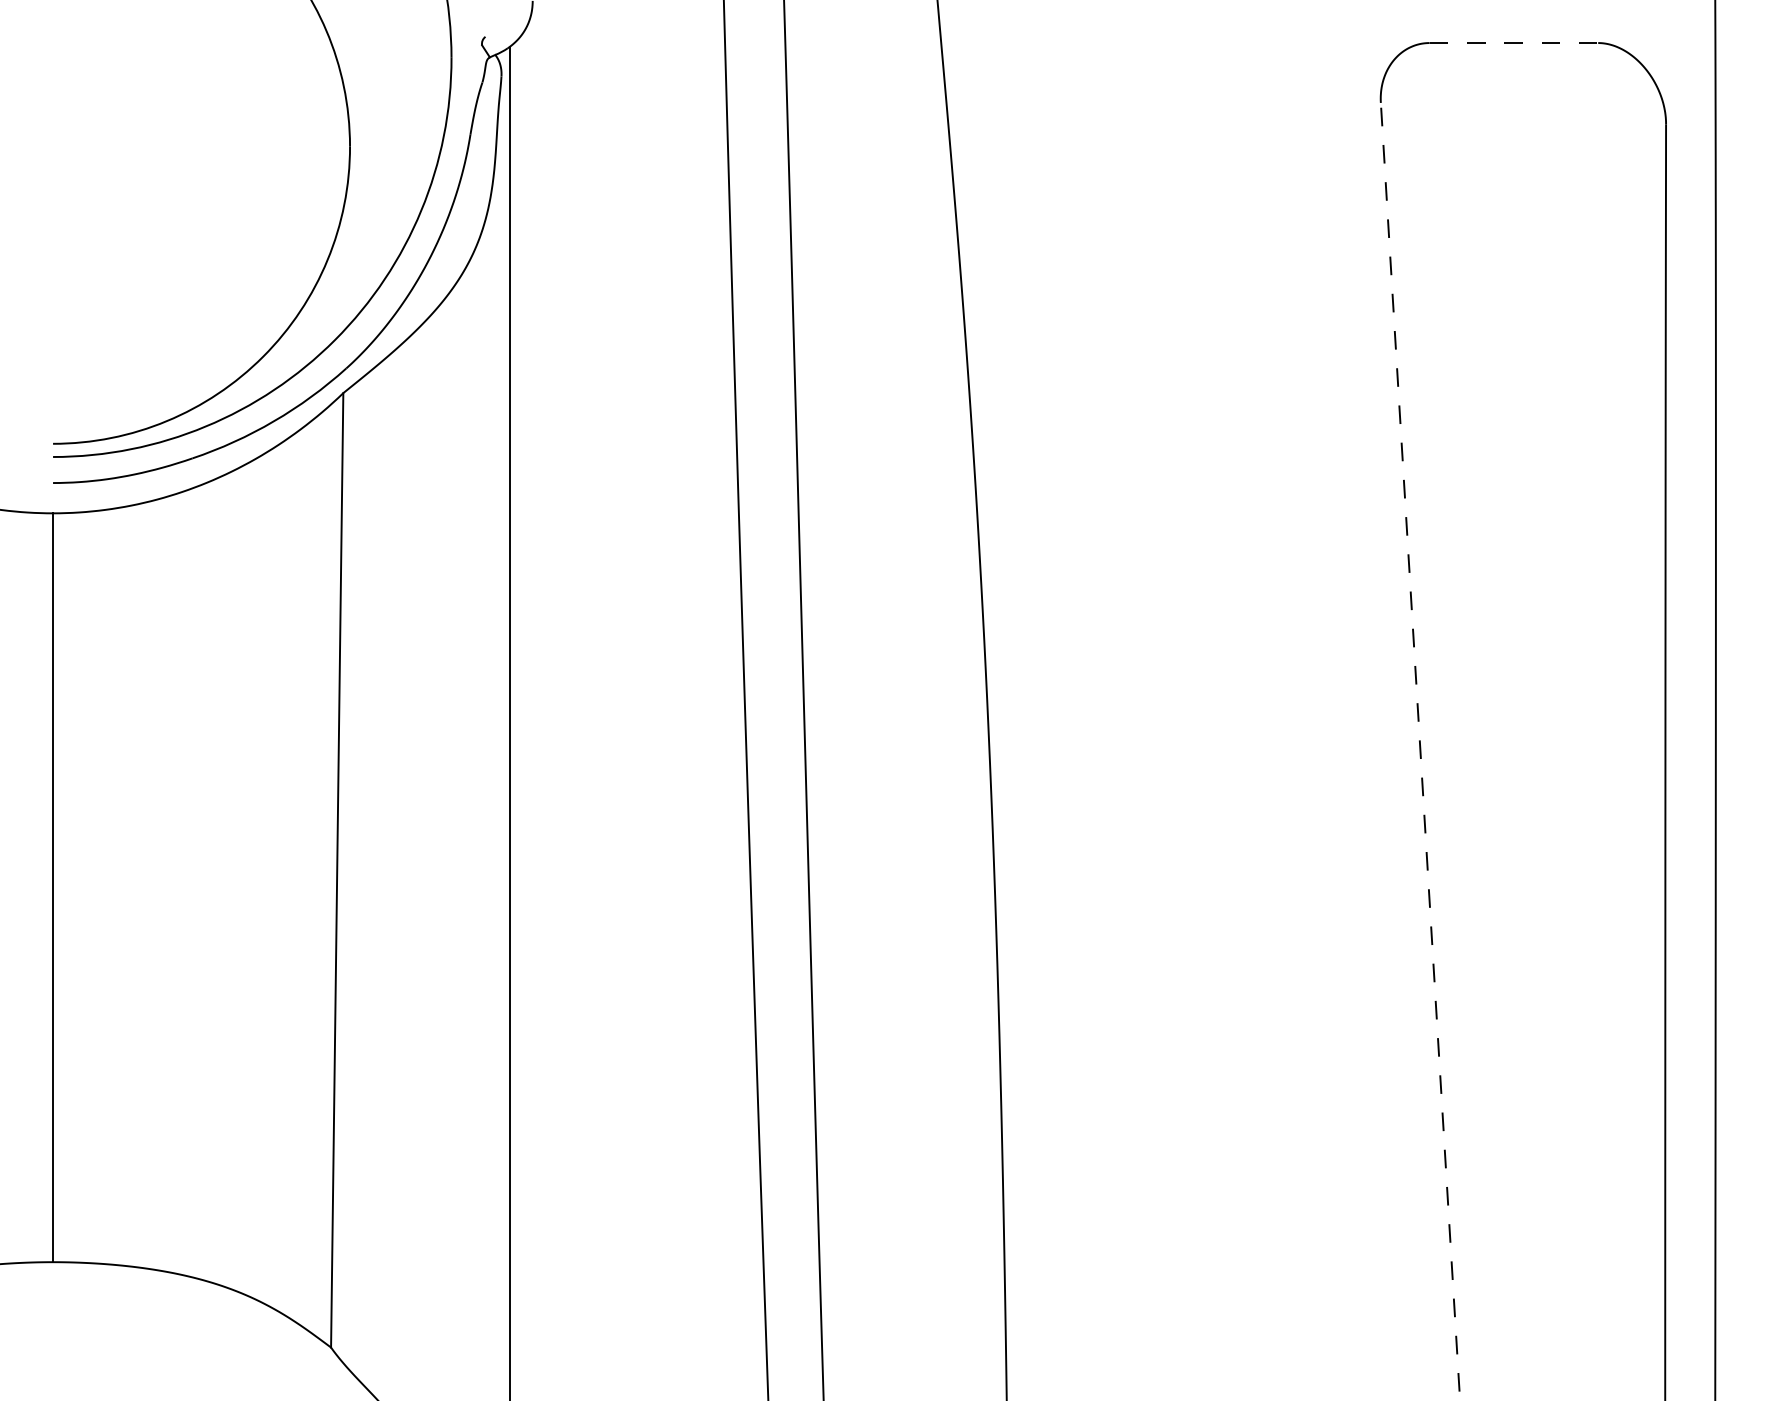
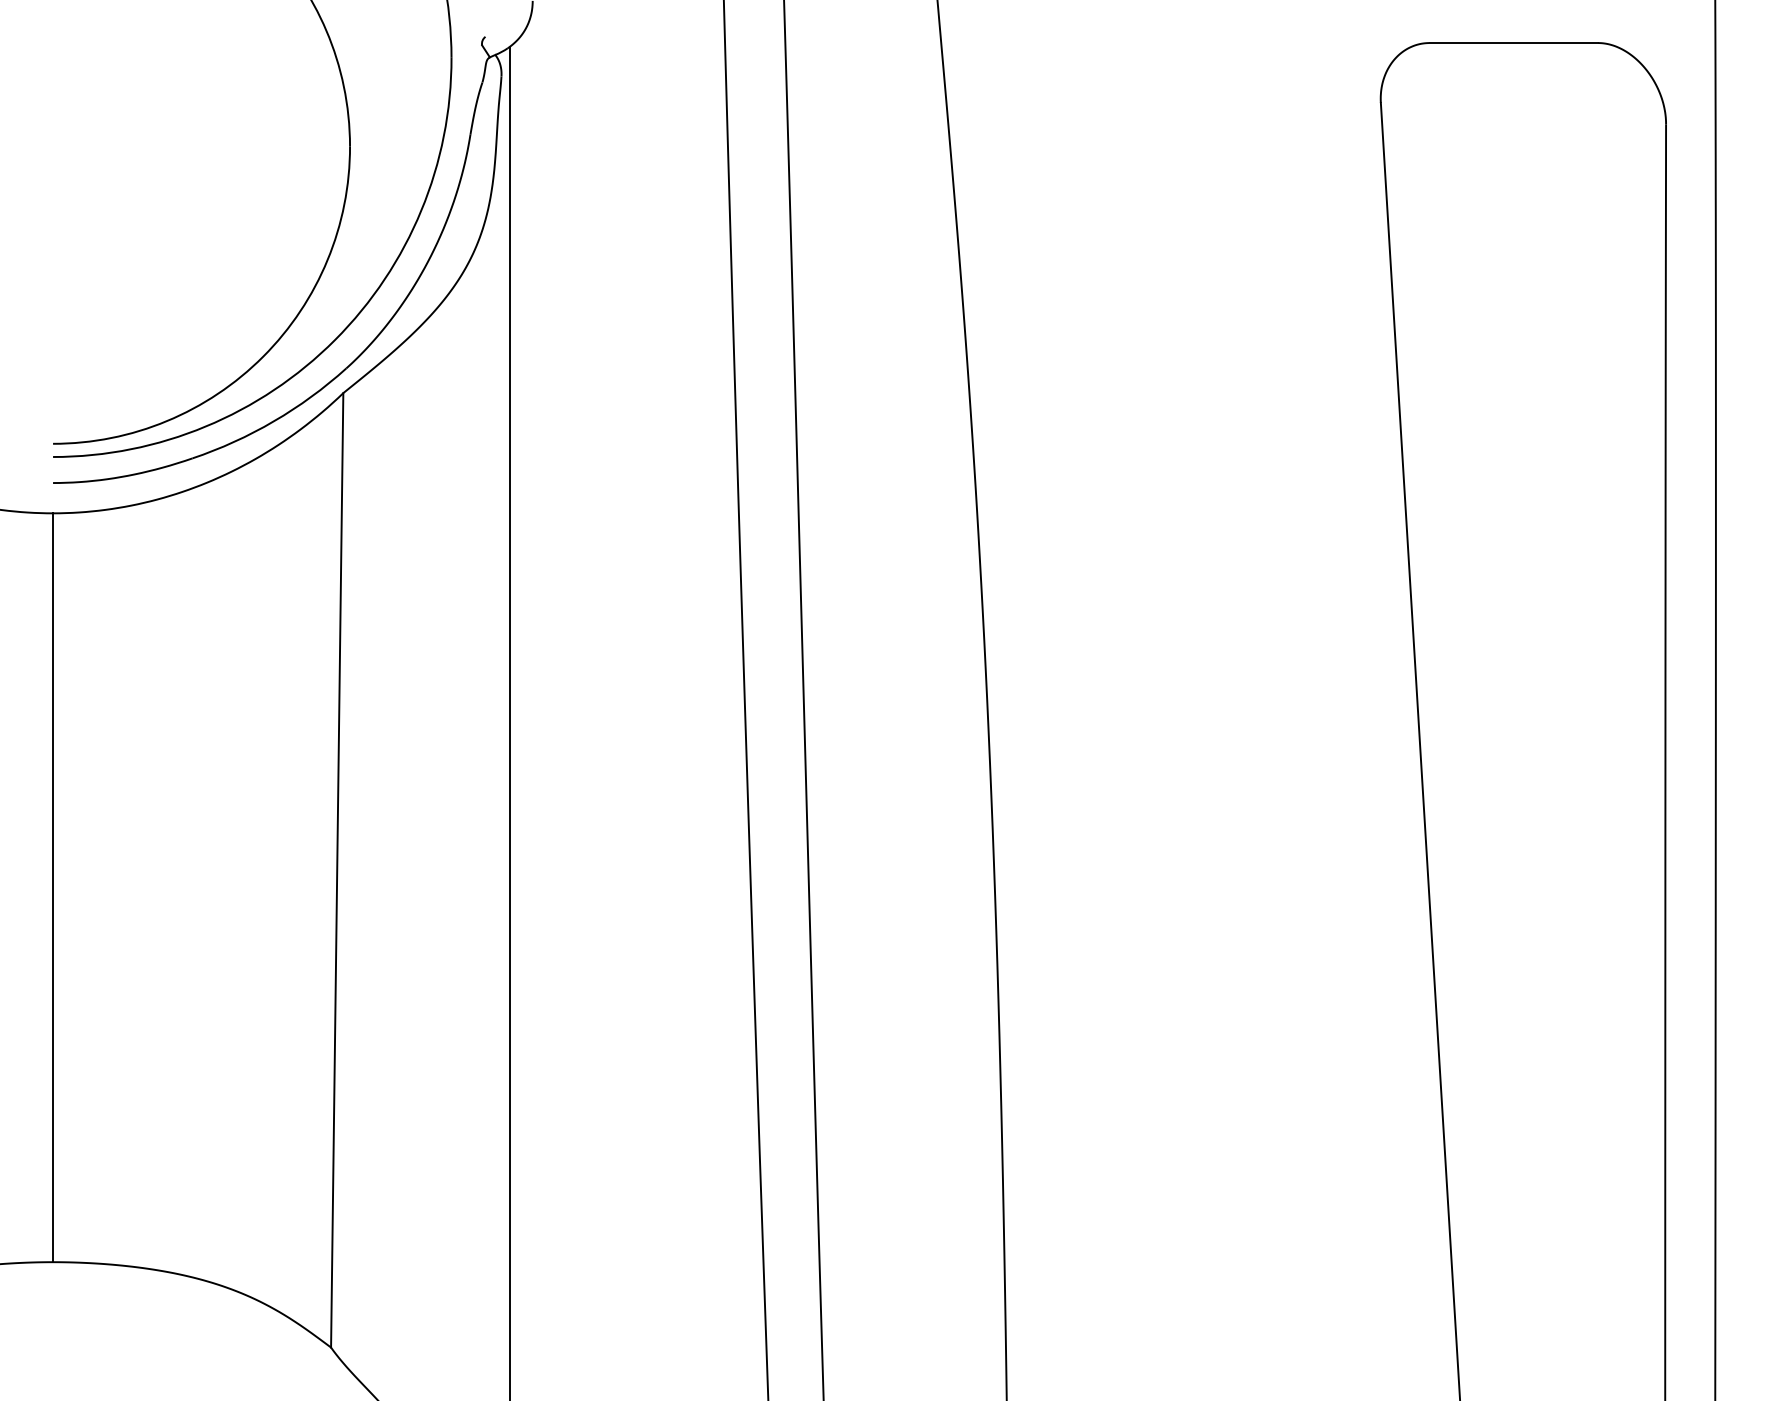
line: dashed -> solid (1514, 43)
line: dashed -> solid (1420, 751)
